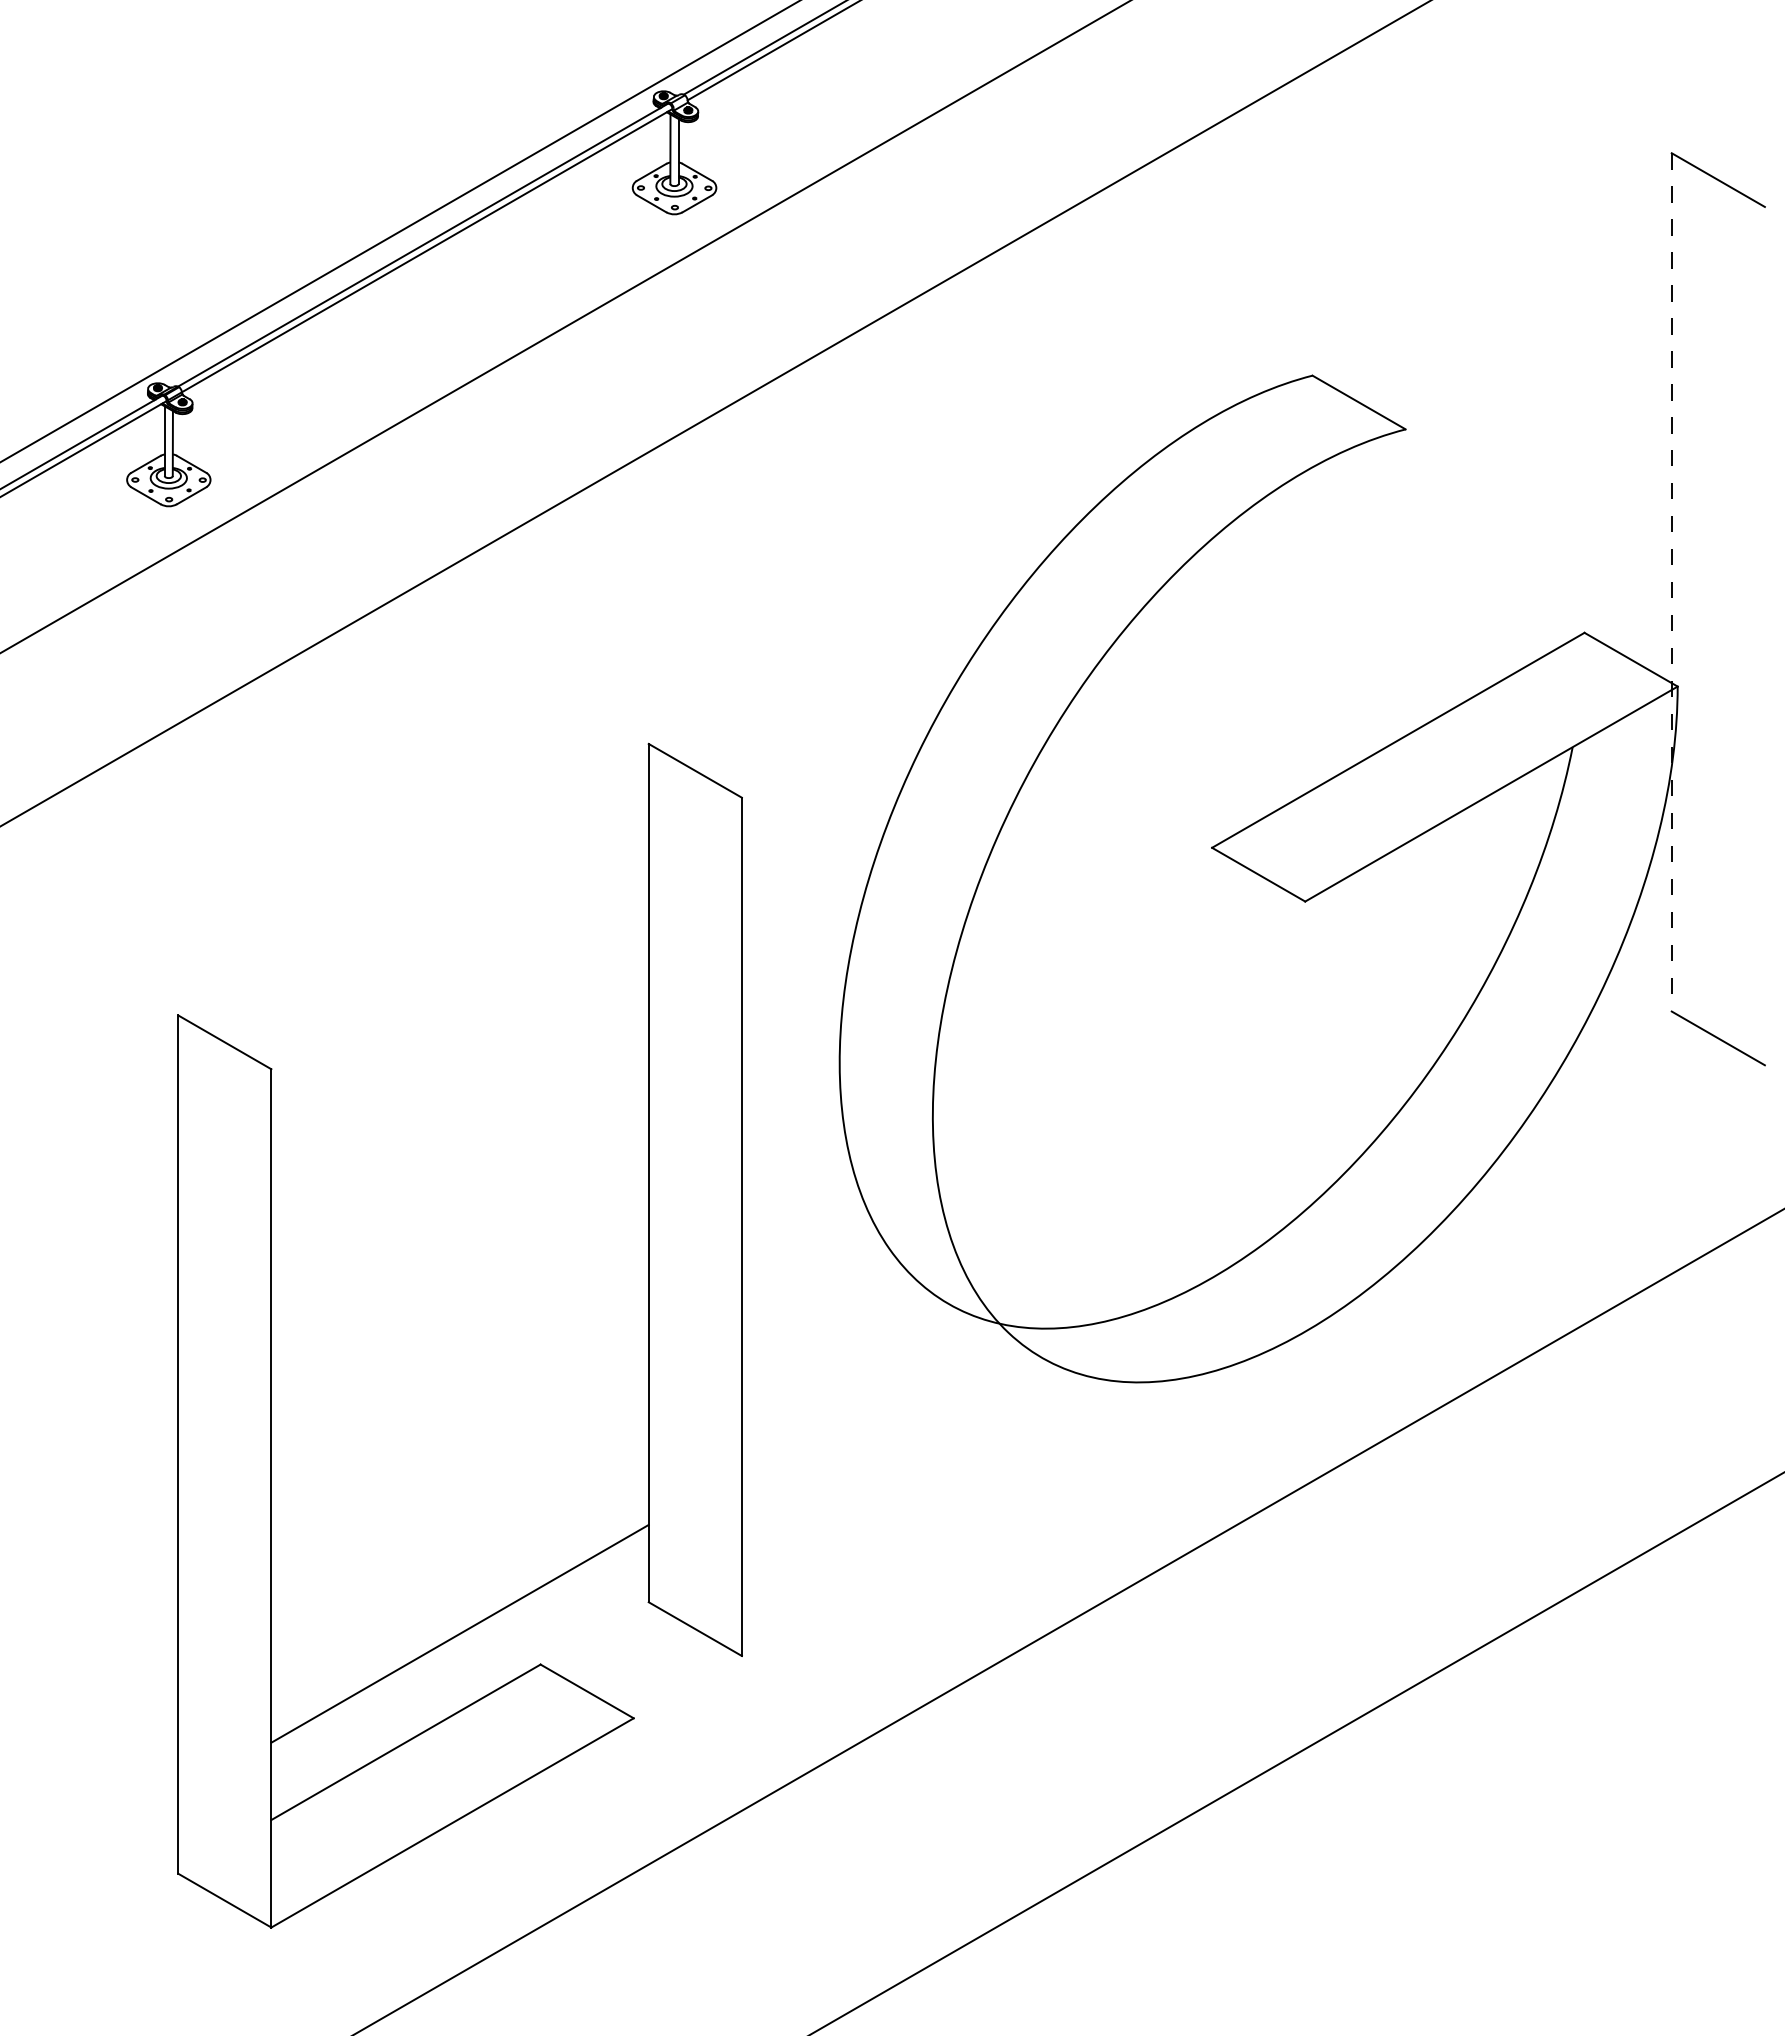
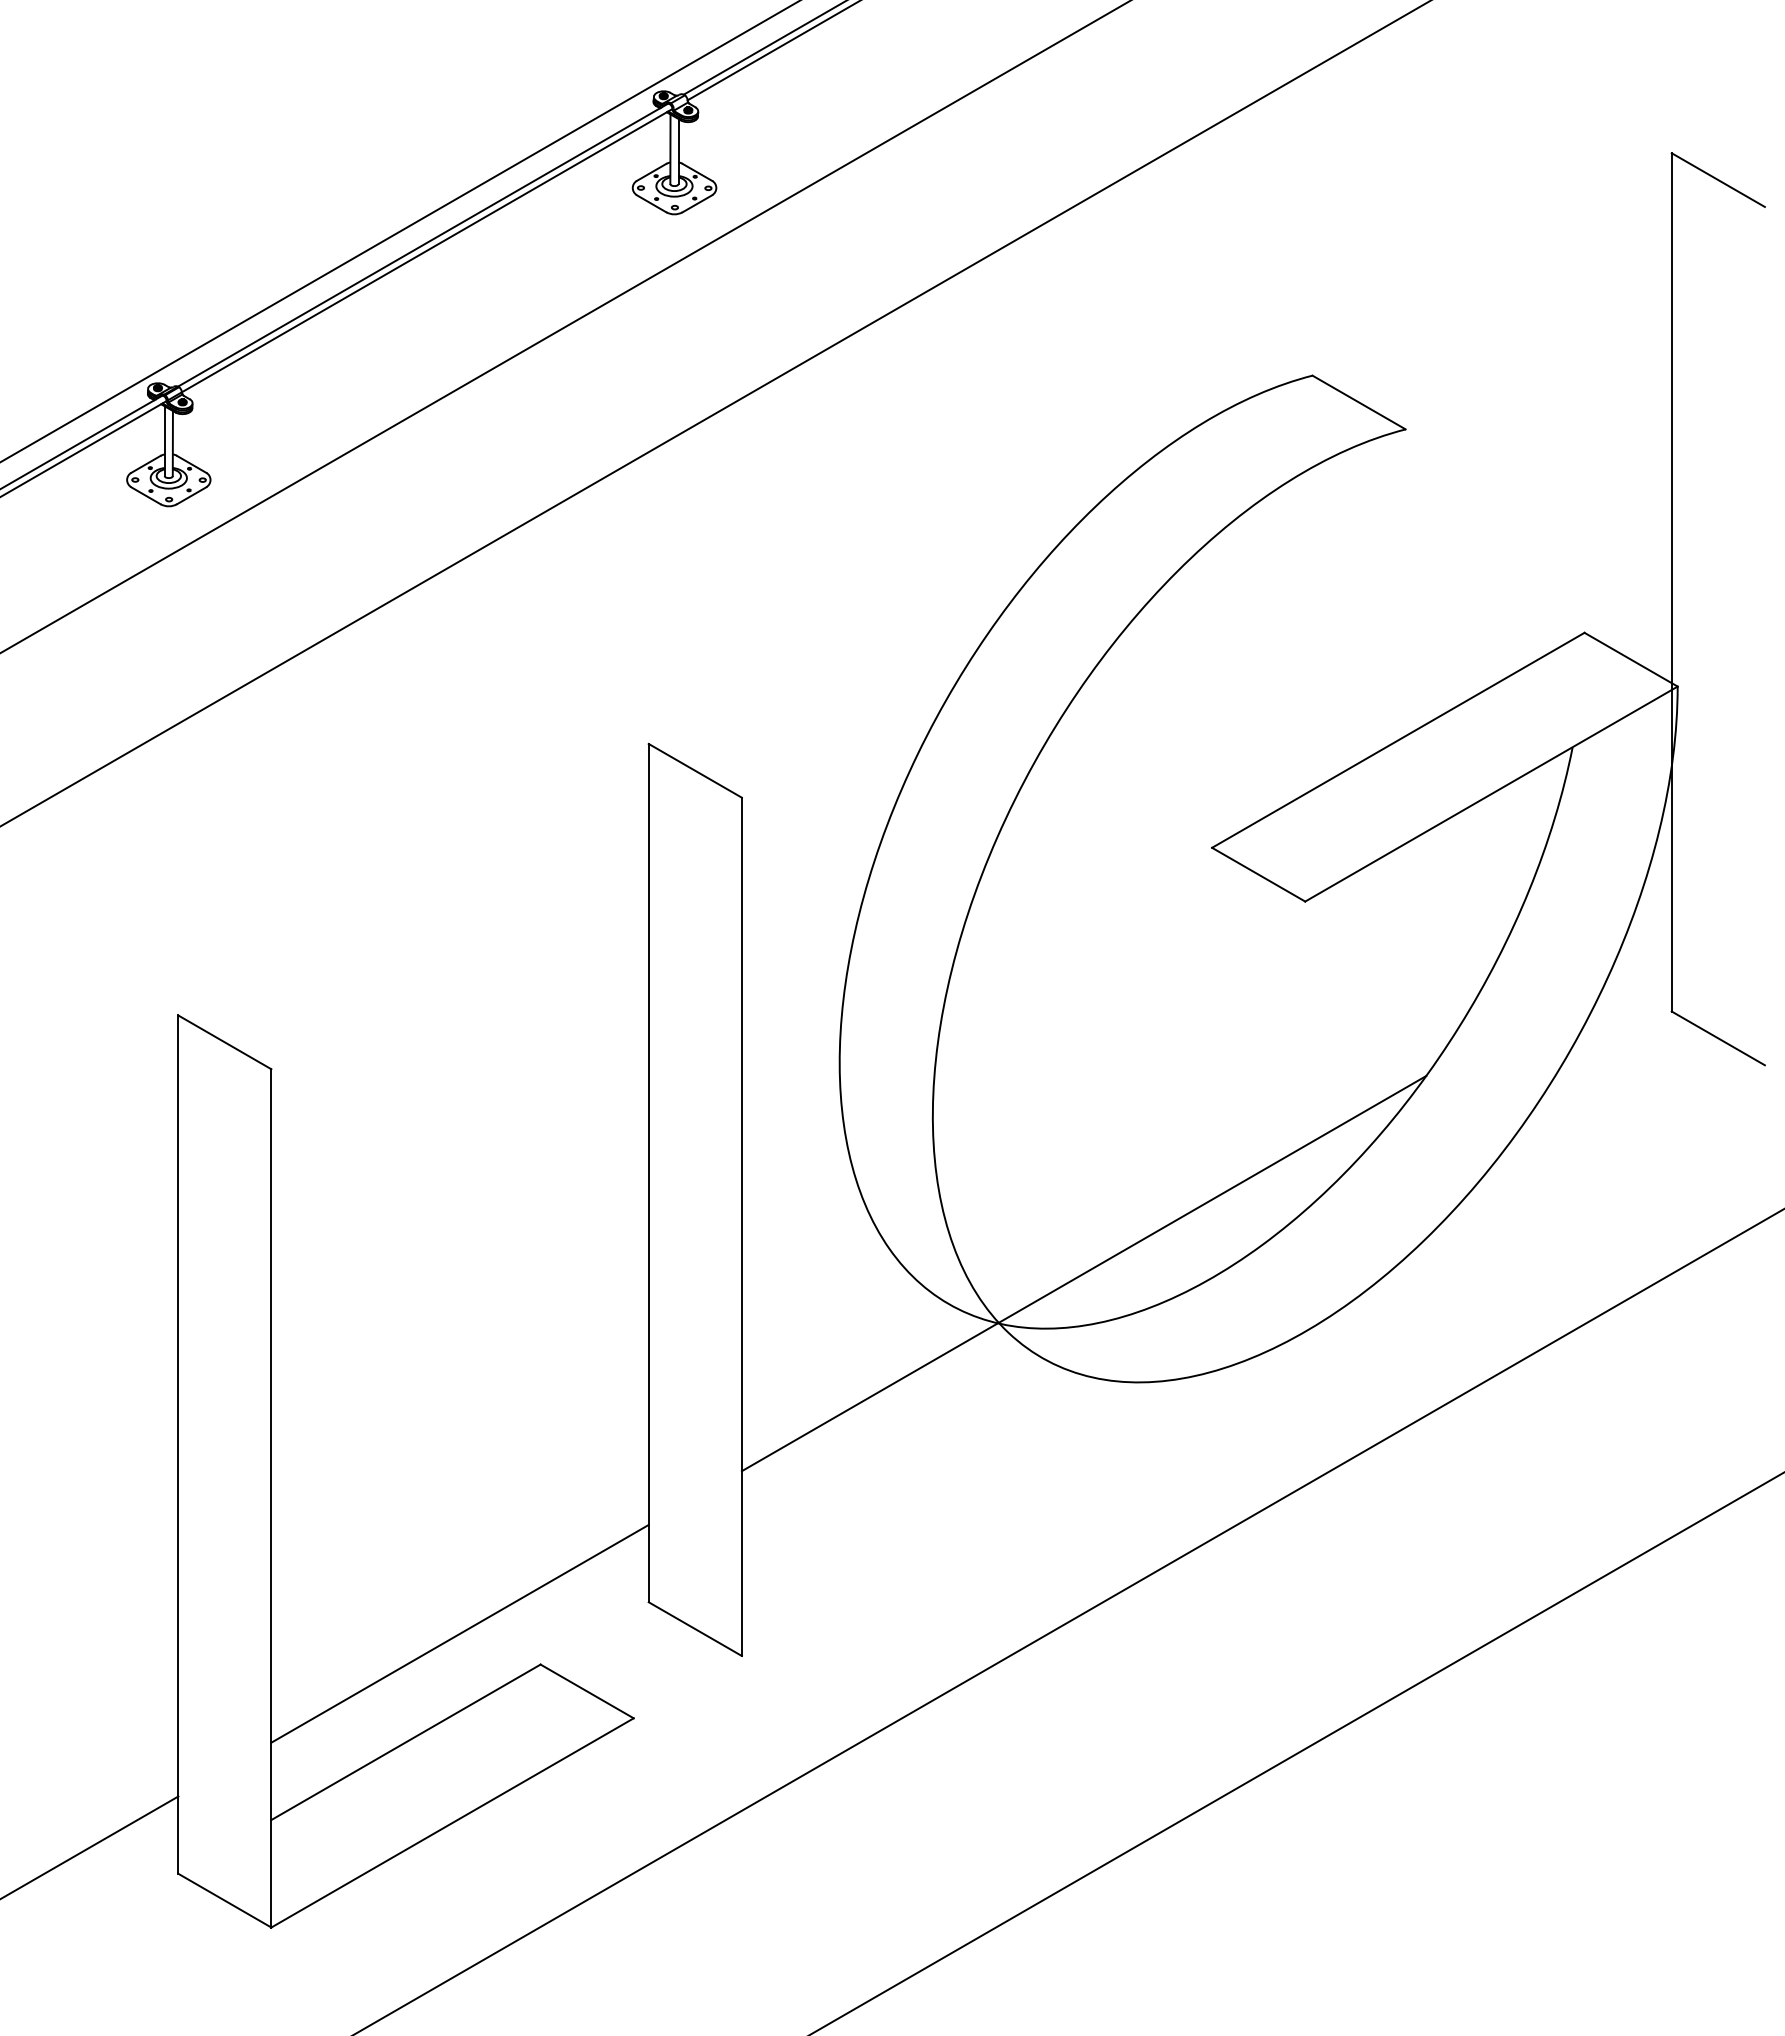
line: dashed -> solid (1671, 582)
line: none -> present (1083, 1273)
line: none -> present (90, 1847)
